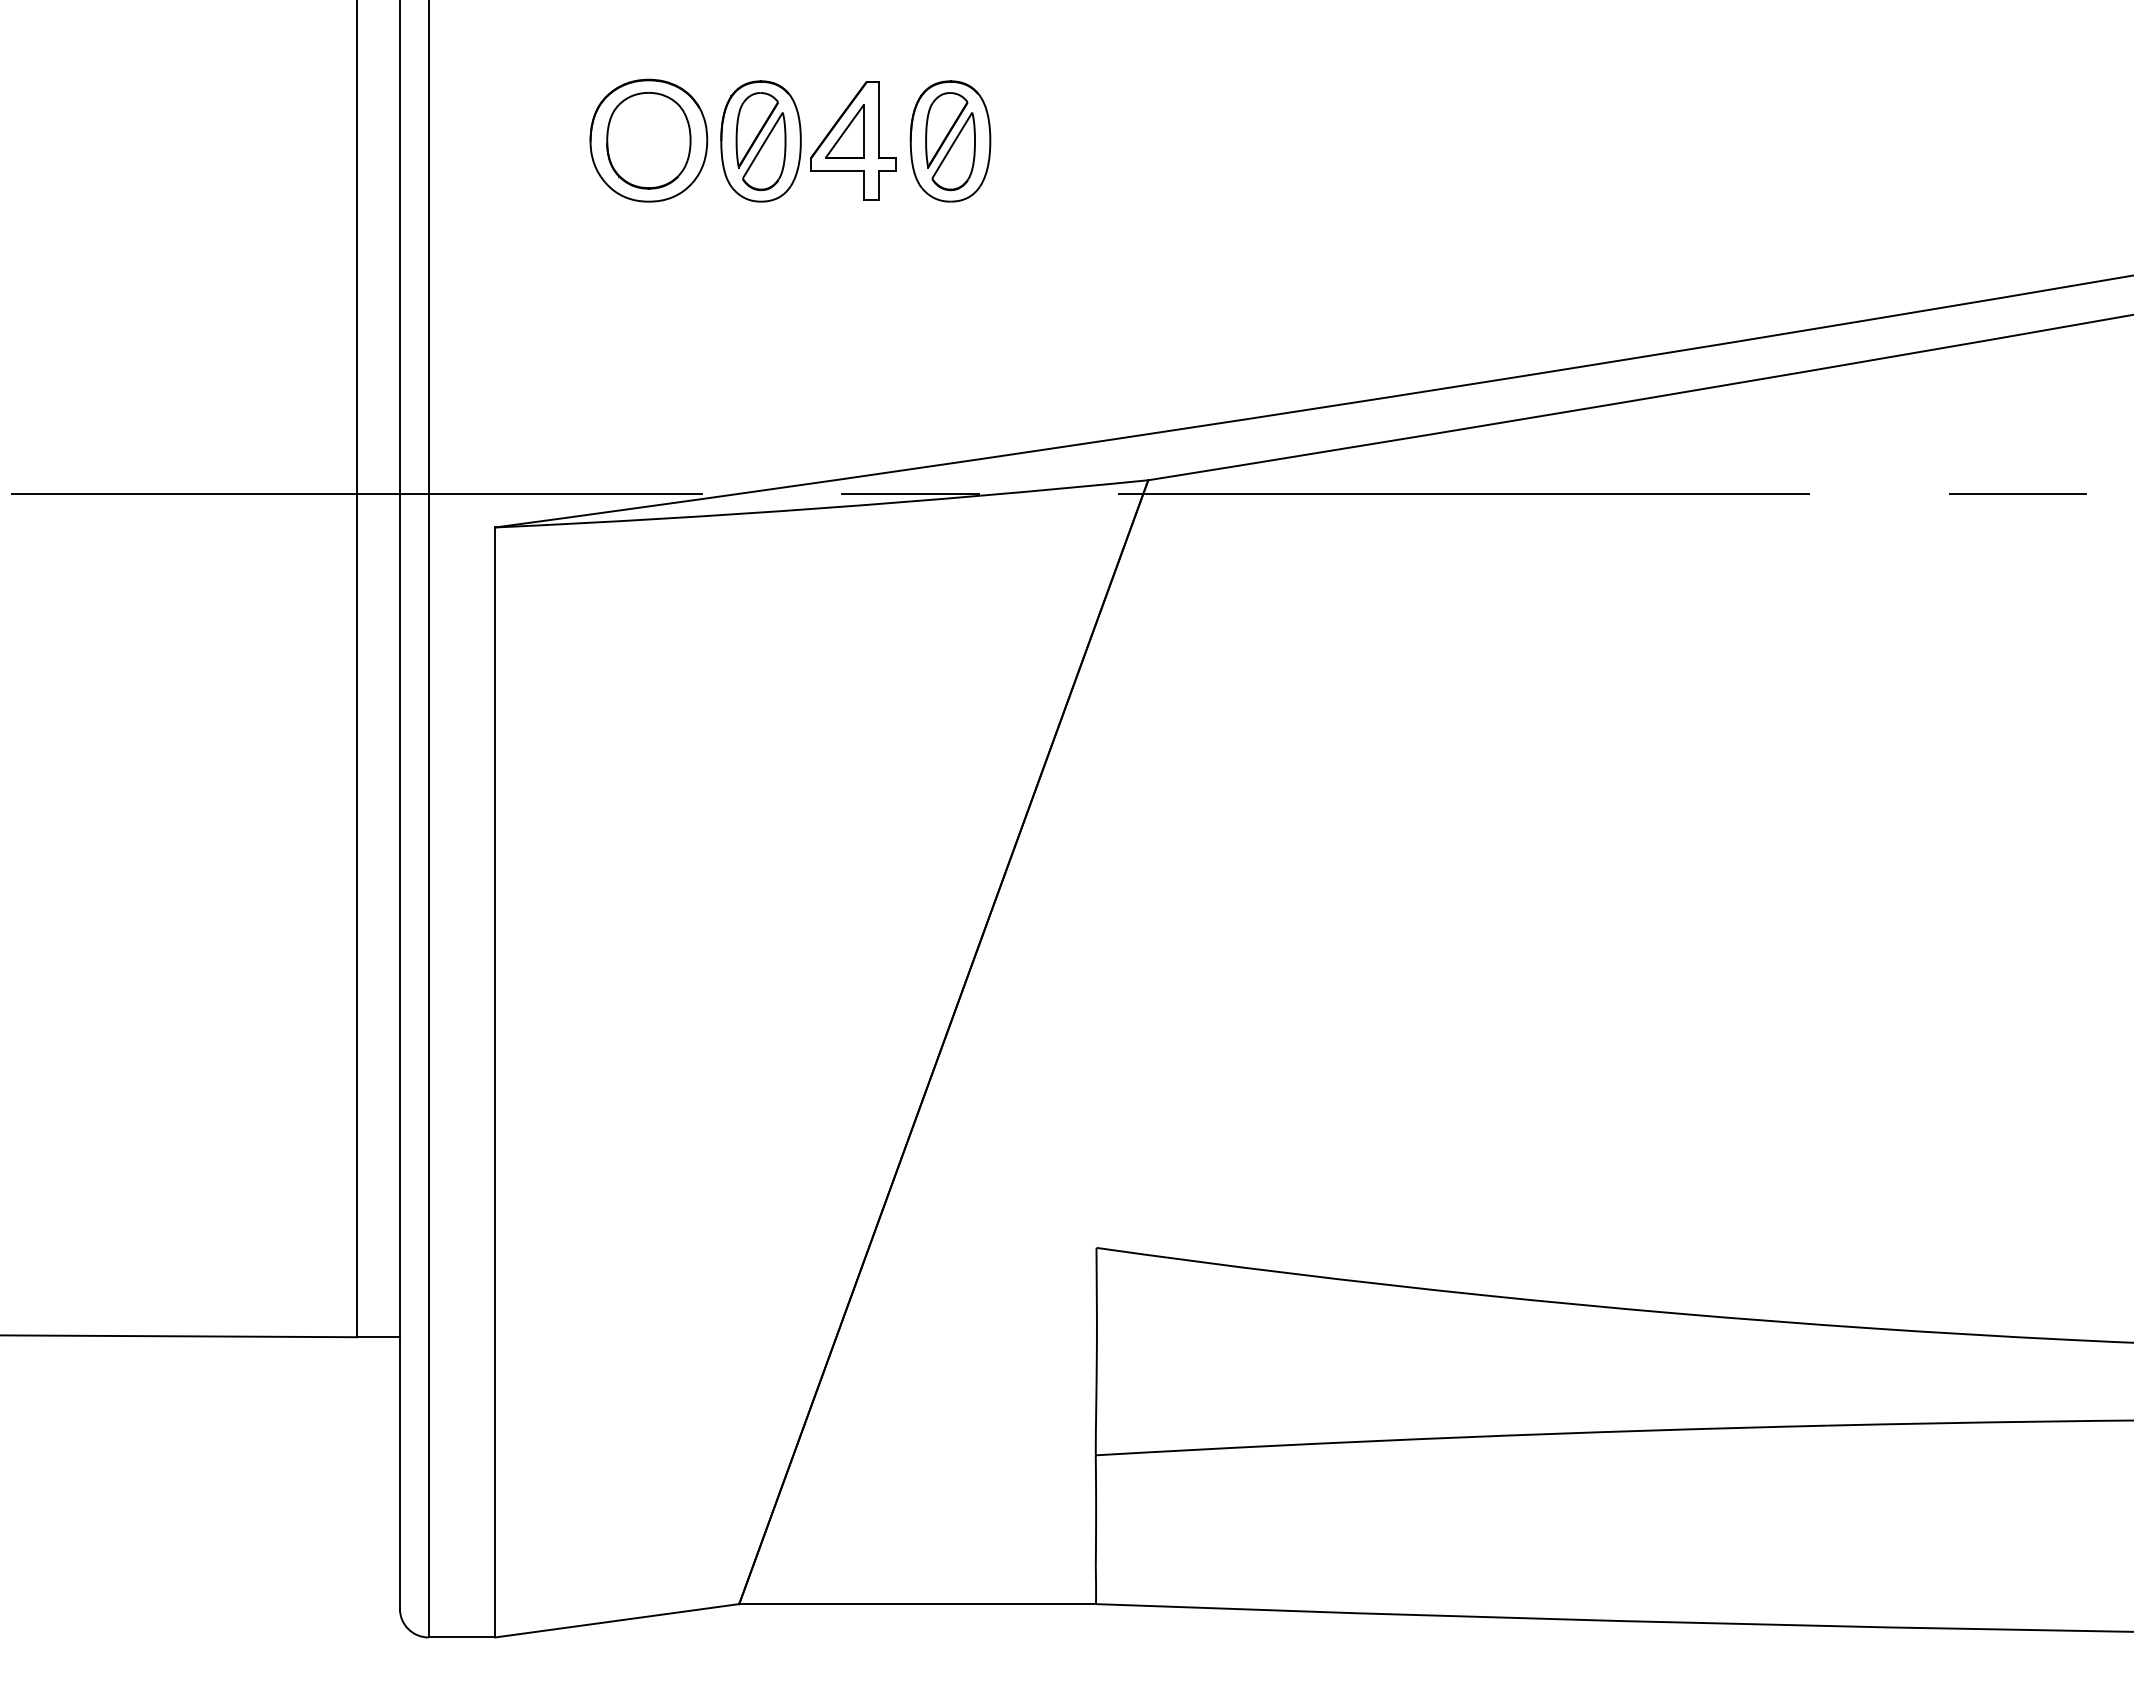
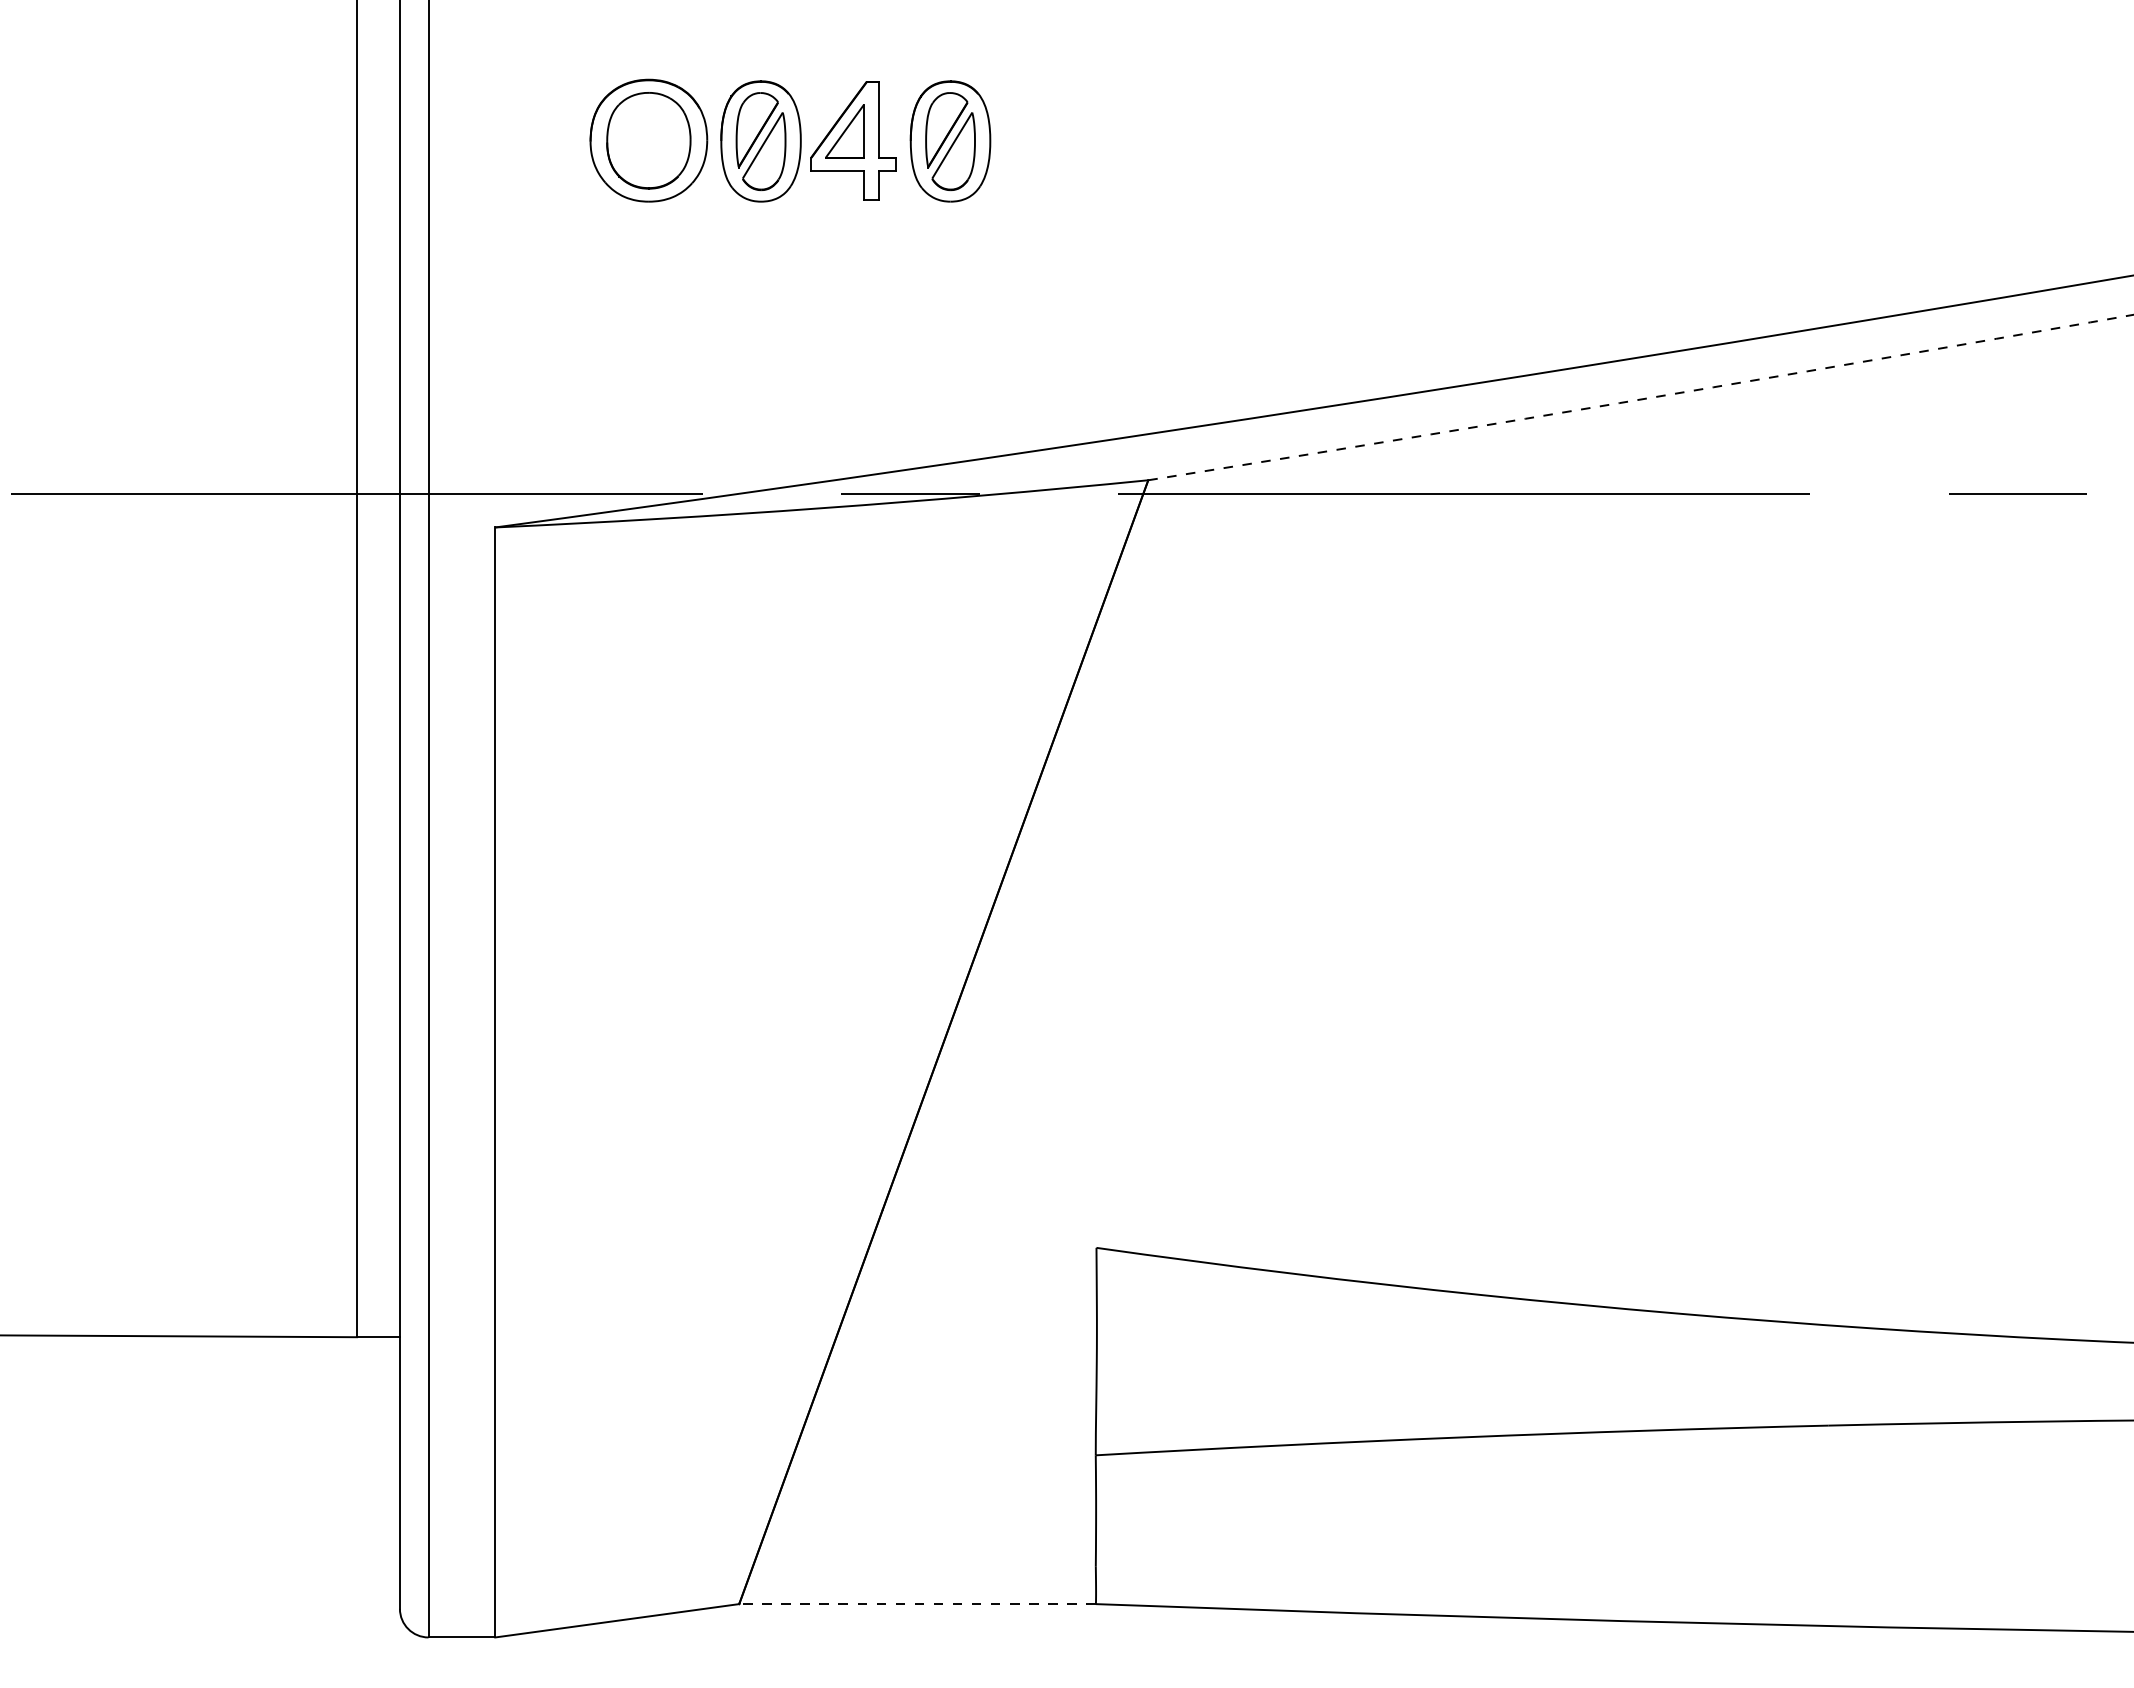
arc: solid -> dashed (1642, 399)
line: solid -> dashed (917, 1604)
